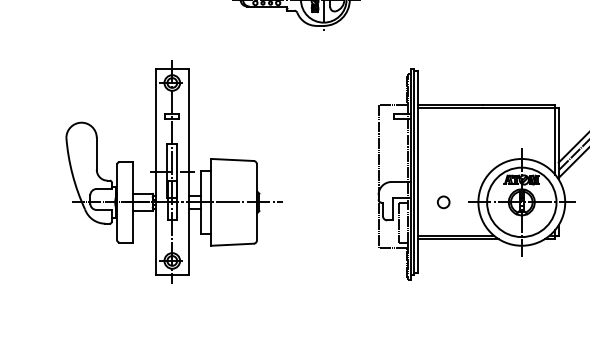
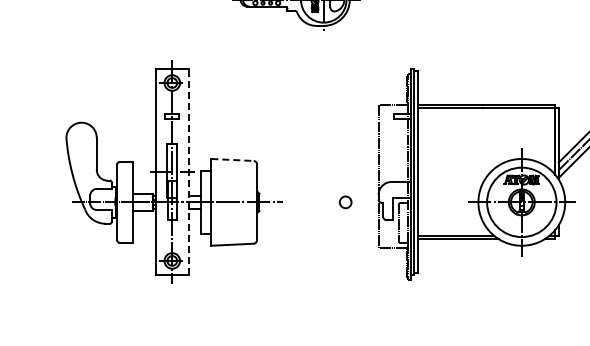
line: solid -> dashed (233, 160)
line: solid -> dashed (188, 171)
circle position: (443, 202) -> (345, 202) (345, 202)
